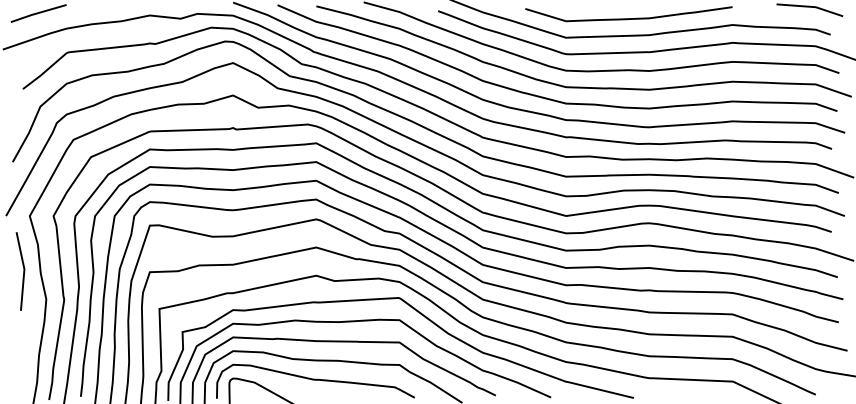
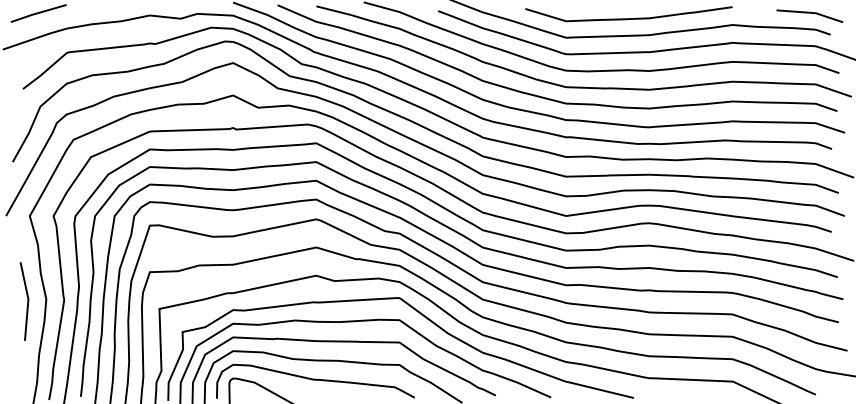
line position: (809, 7) -> (809, 13) (809, 13)
line position: (23, 271) -> (27, 301) (27, 301)
